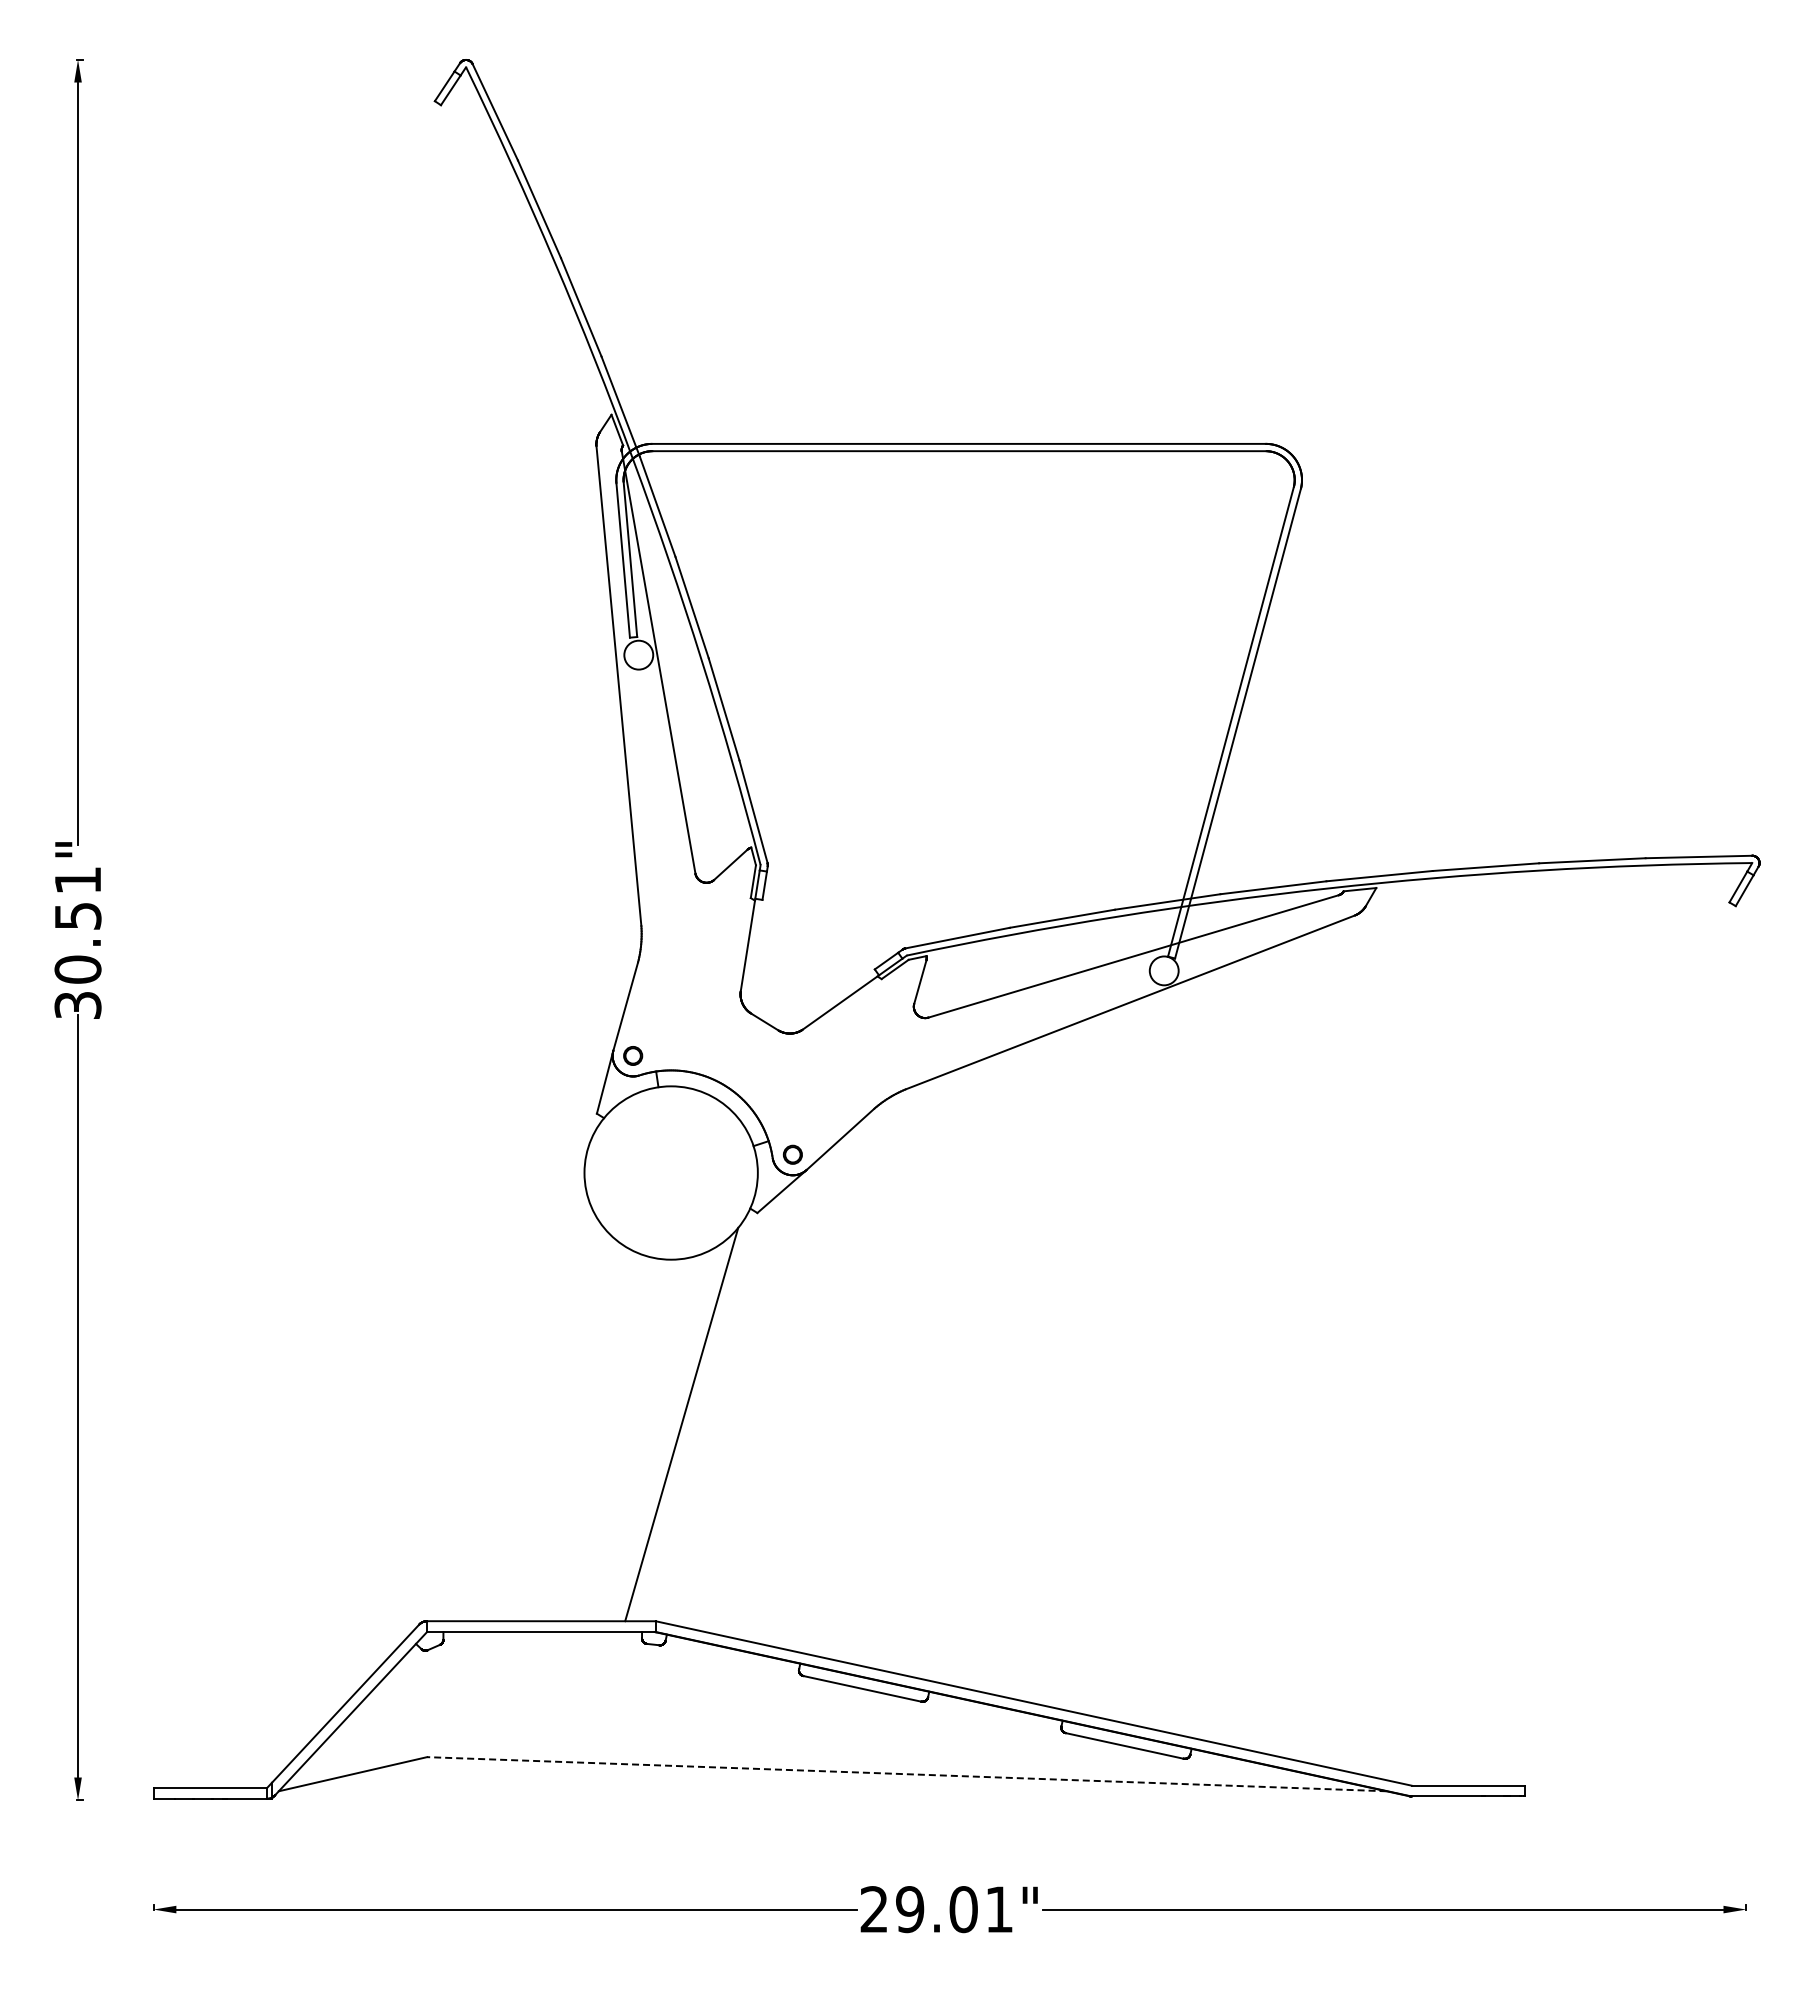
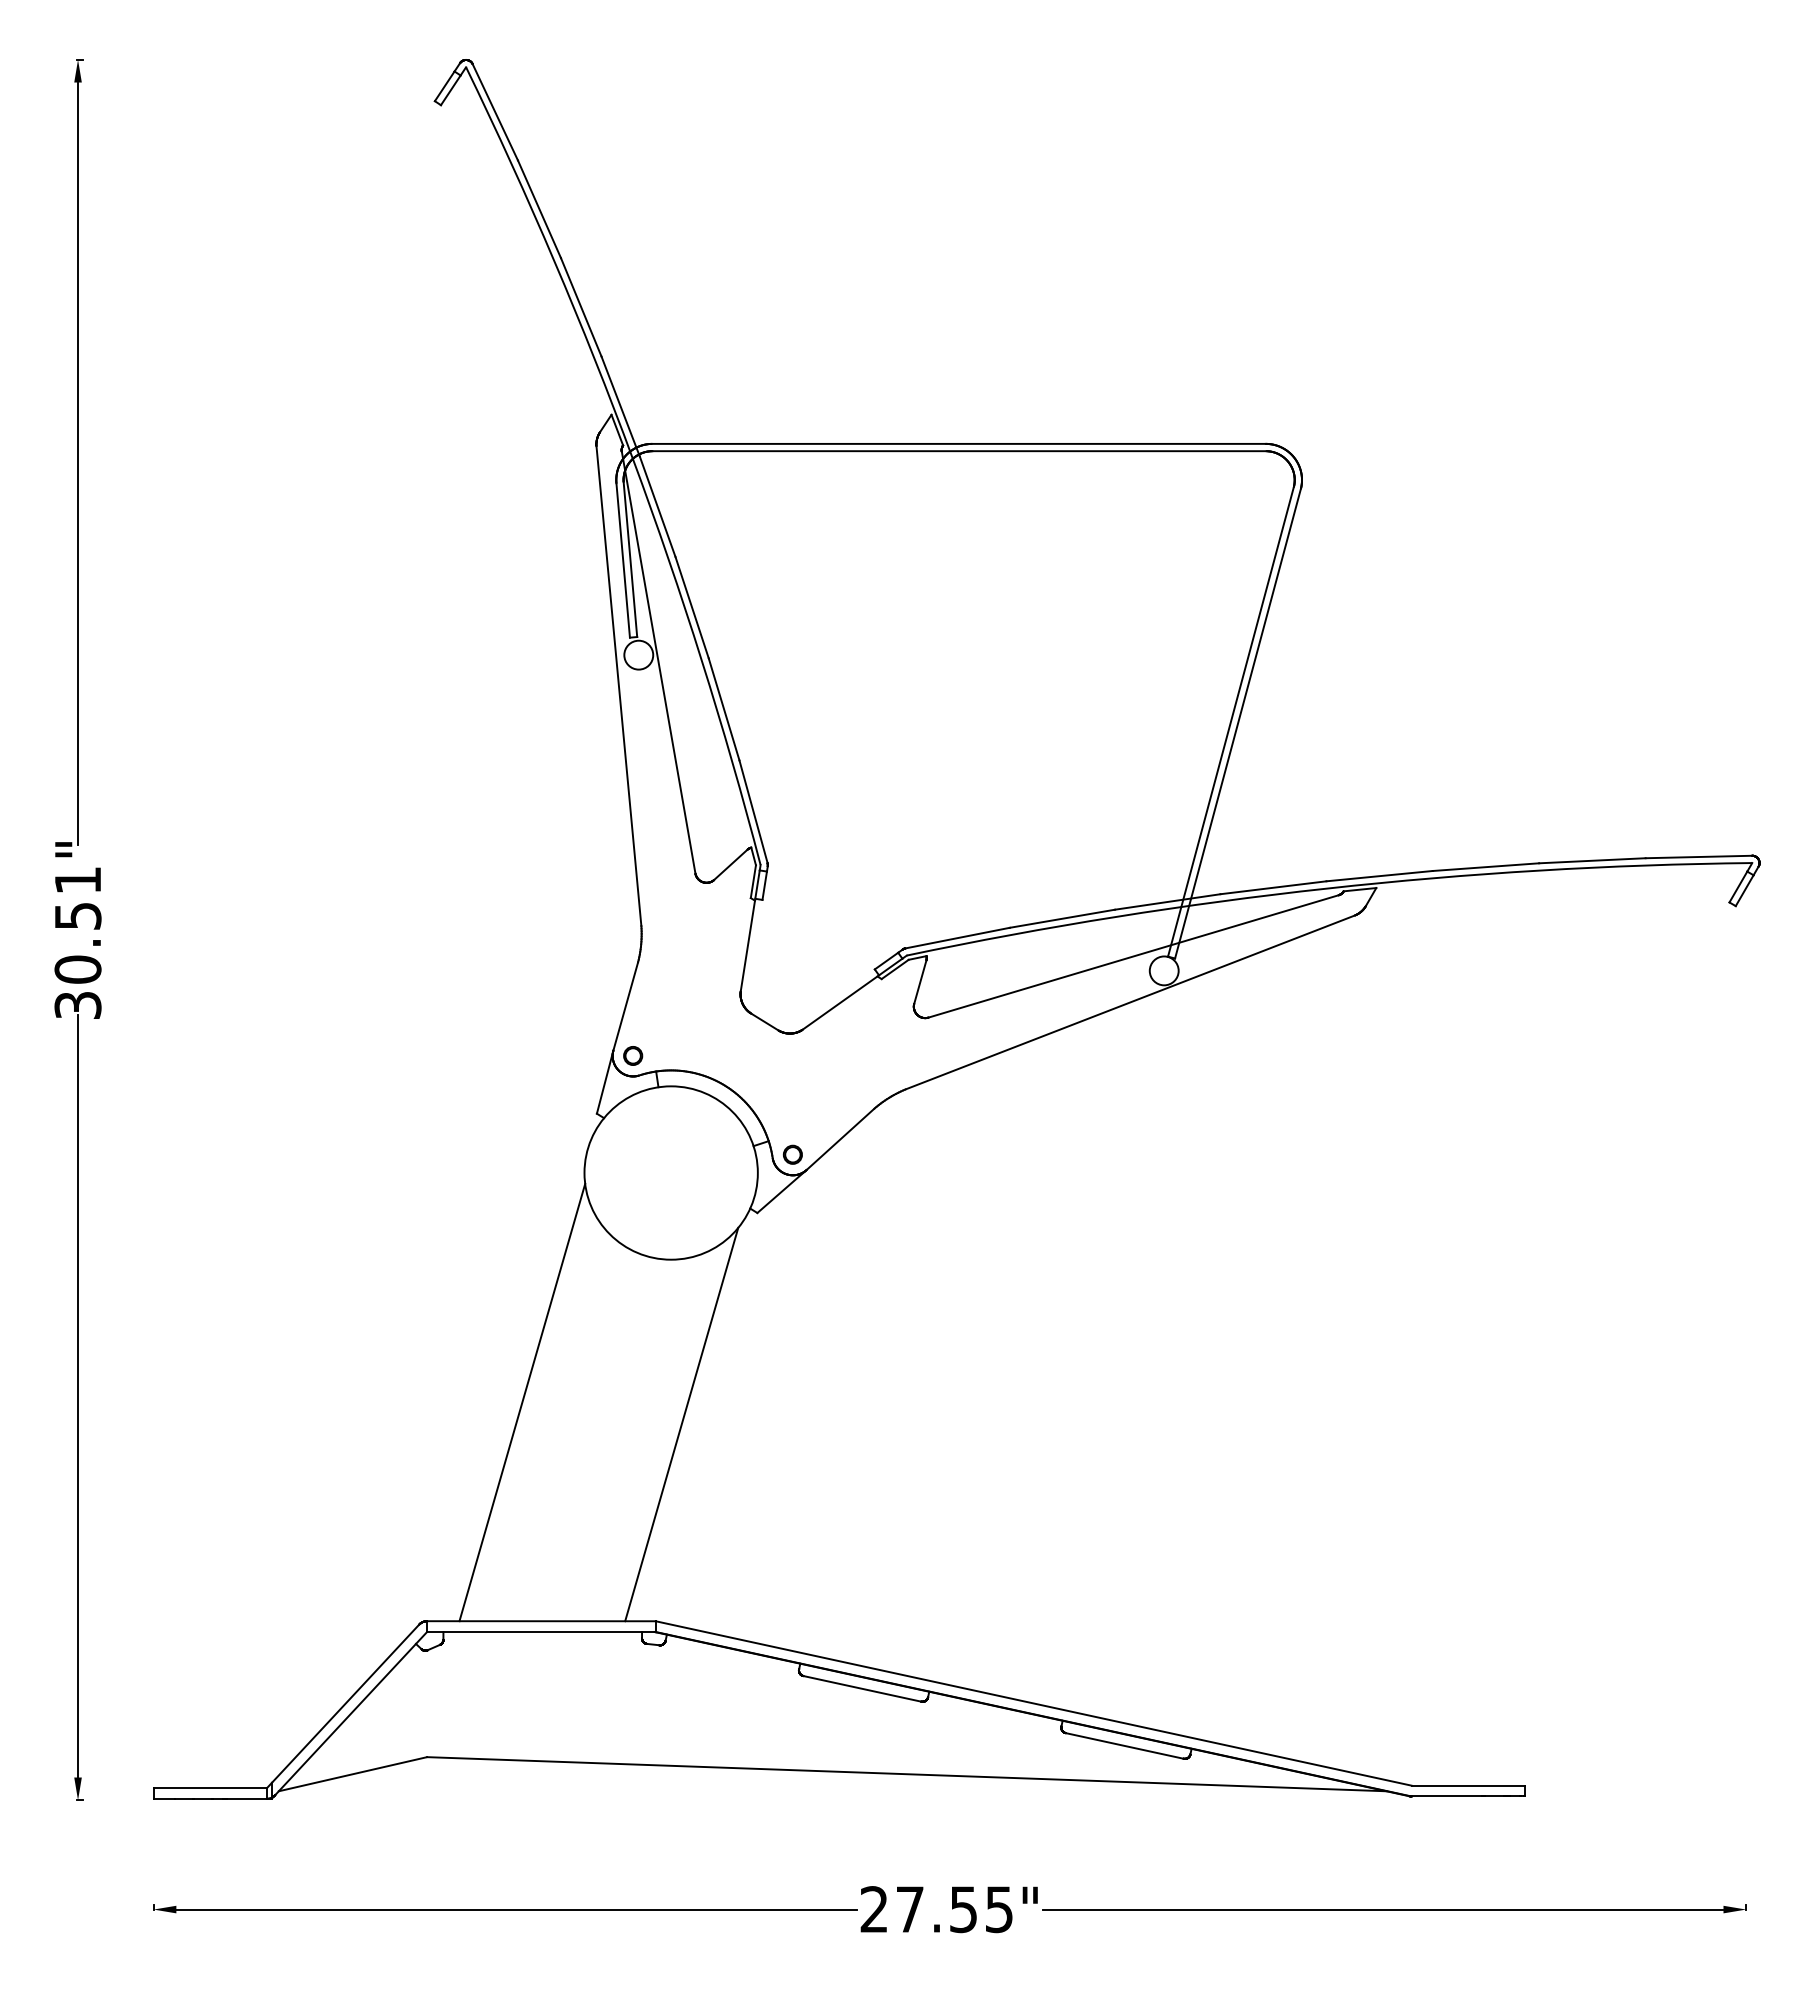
line: none -> present (522, 1402)
line: dashed -> solid (906, 1774)
text: 29.01" -> 27.55" (954, 1909)
